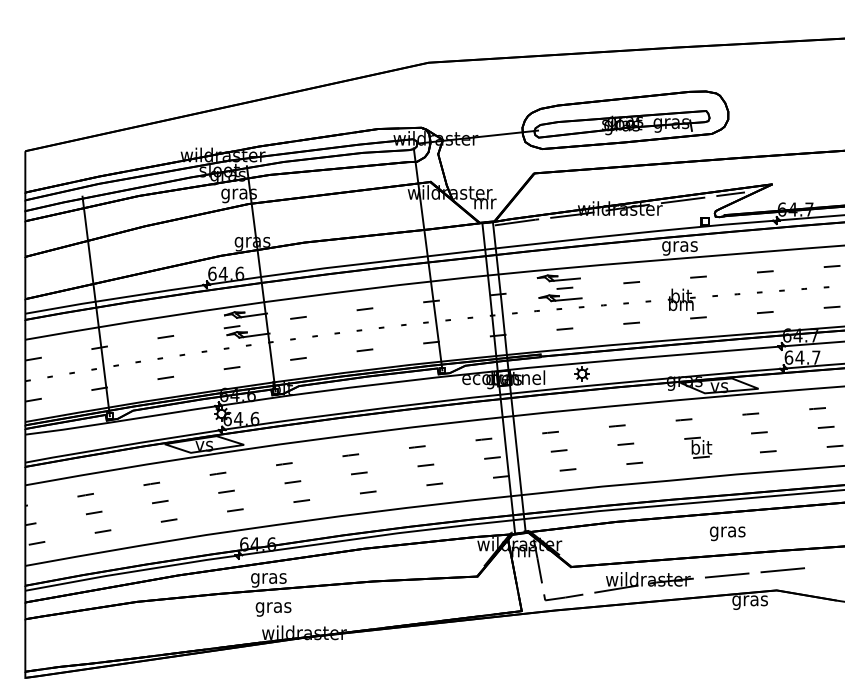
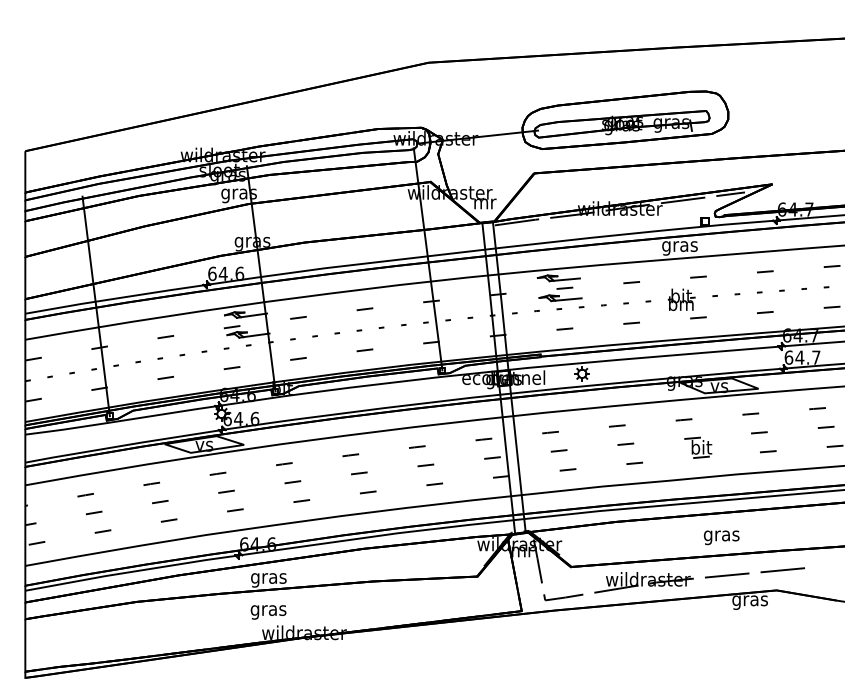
text position: (727, 533) -> (721, 537) (721, 537)
text position: (273, 609) -> (268, 612) (268, 612)
